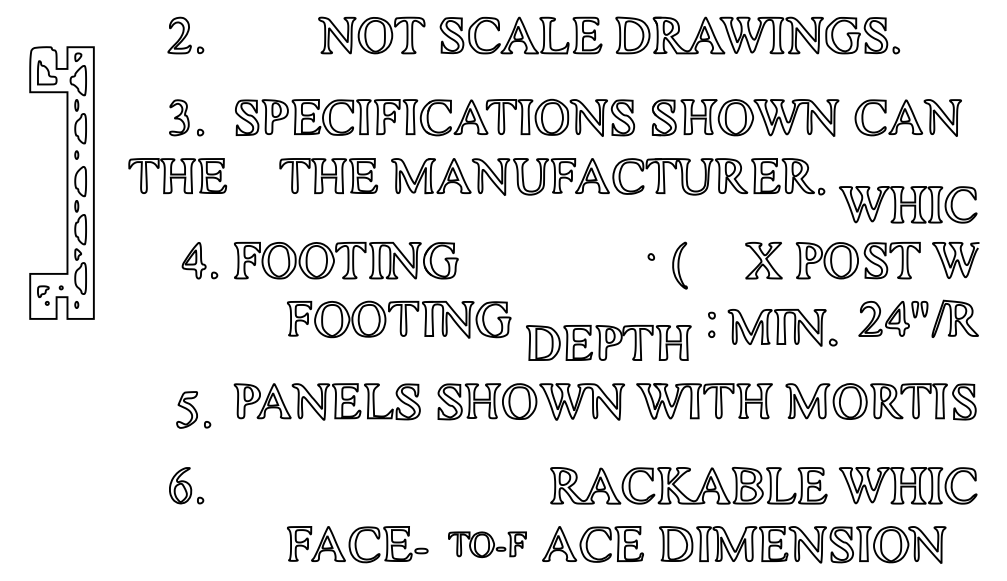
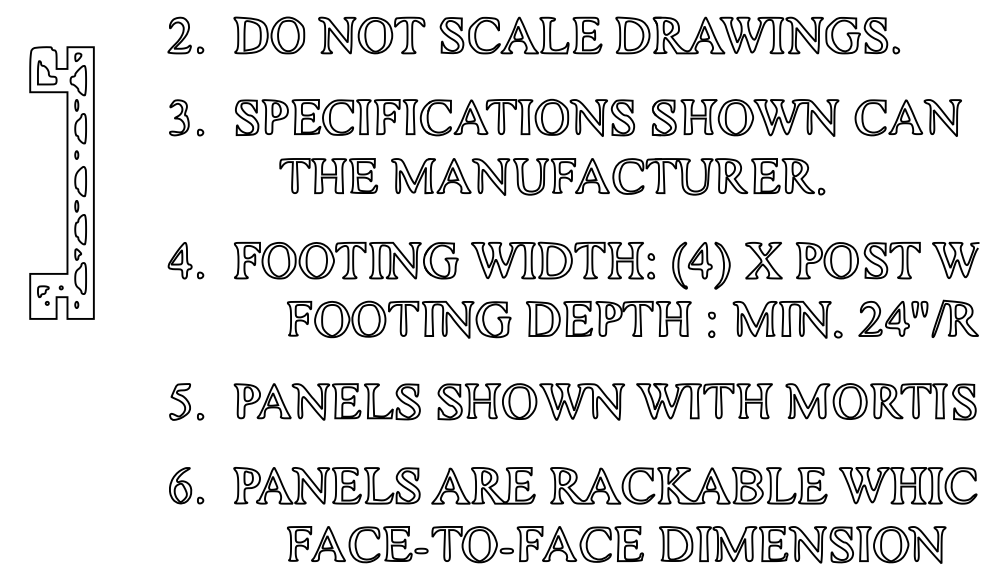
part: none -> present (269, 35)
part: present -> none (177, 176)
part: present -> none (908, 204)
part position: (199, 260) -> (185, 260) (185, 260)
part: none -> present (562, 260)
part: none -> present (708, 265)
part position: (782, 327) -> (787, 319) (787, 319)
part position: (608, 342) -> (608, 318) (608, 318)
part position: (193, 409) -> (186, 401) (186, 401)
part: none -> present (326, 485)
part: none -> present (483, 485)
part size: 79x28 px -> 113x38 px (487, 544)
